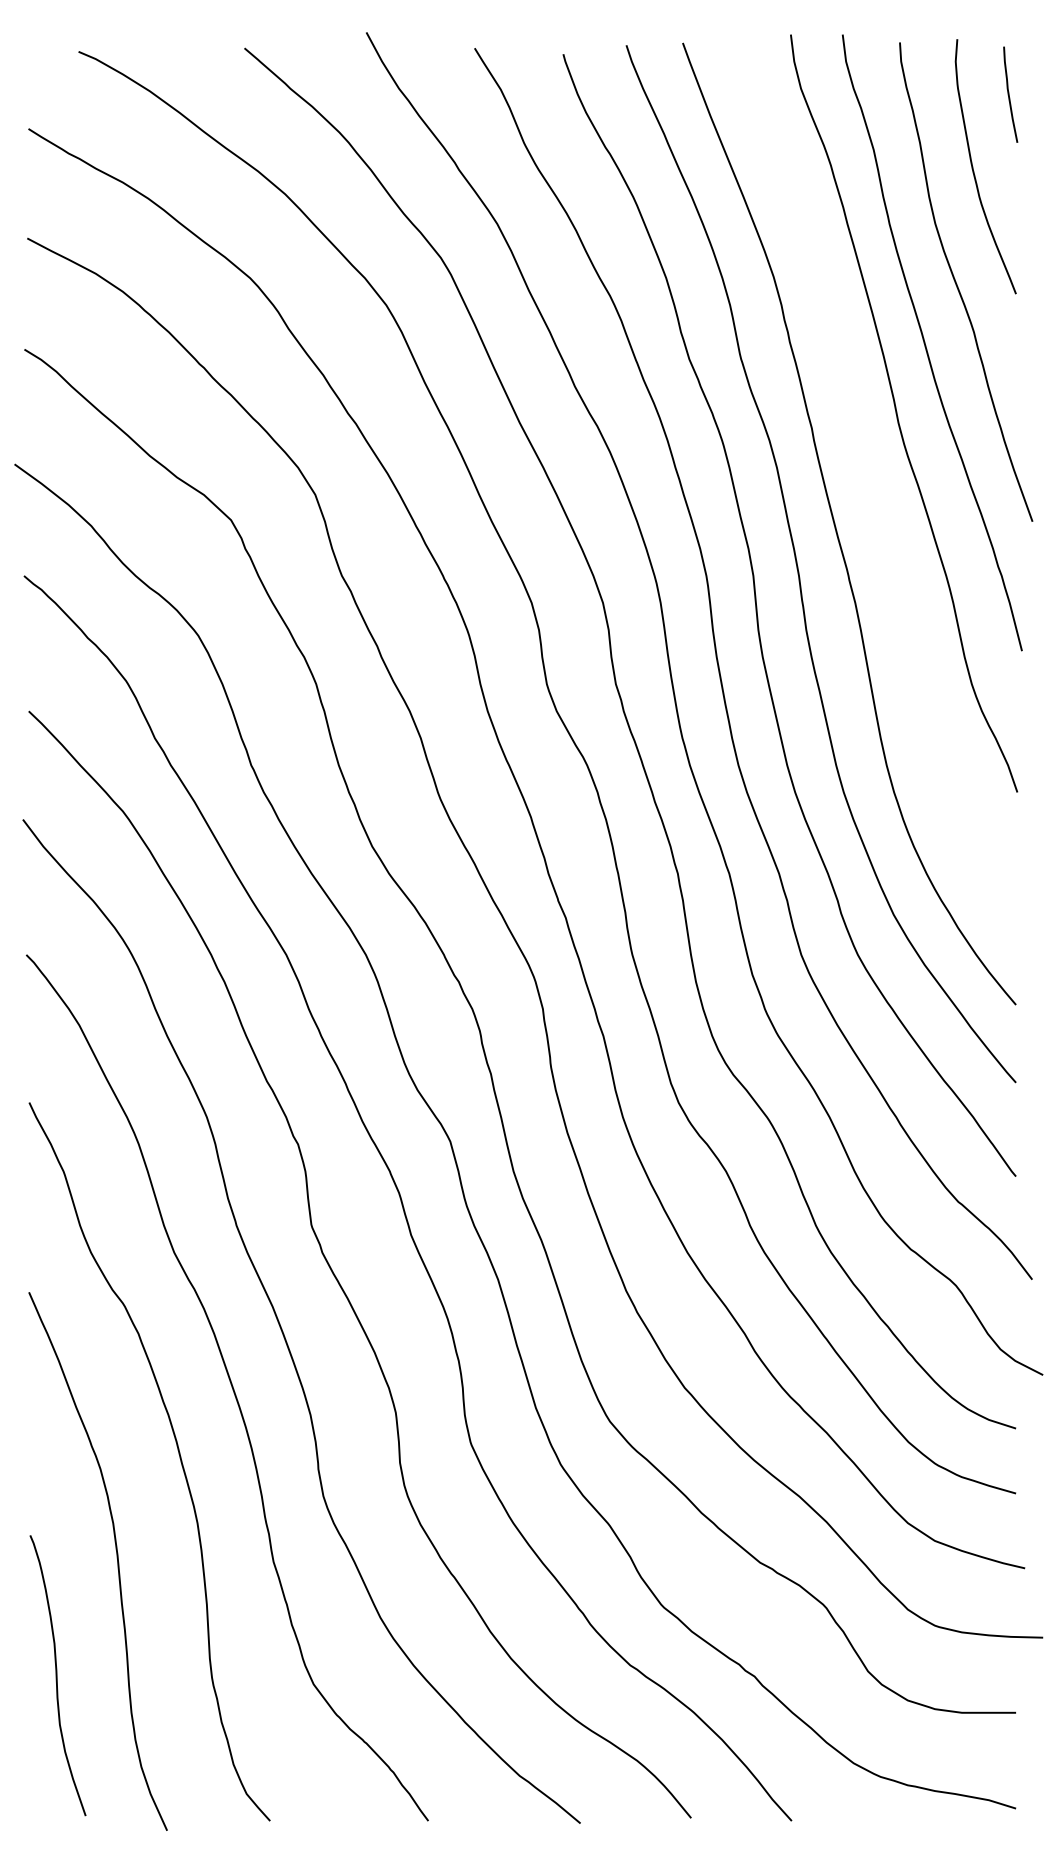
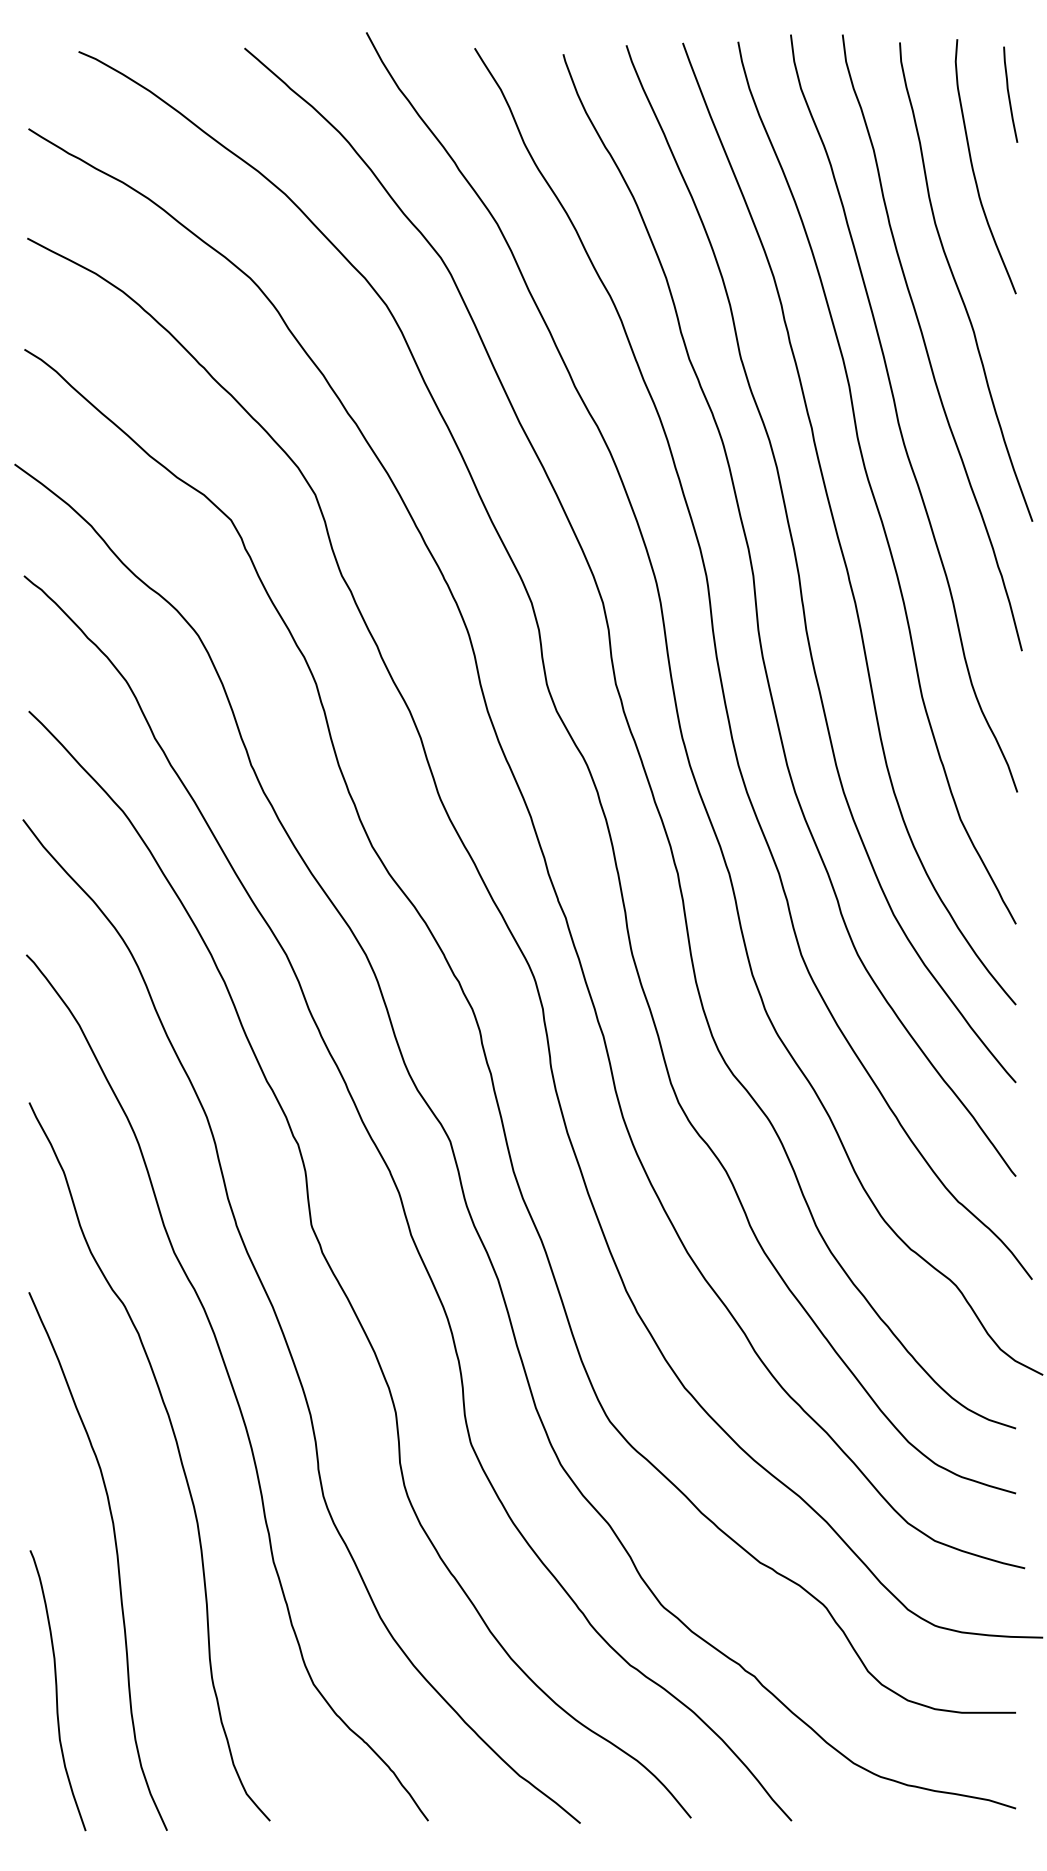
curve: none -> present (870, 483)
curve position: (57, 1675) -> (57, 1690) (57, 1690)
